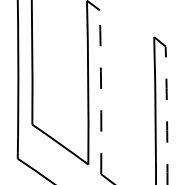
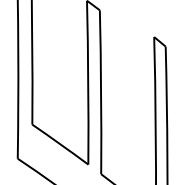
arc: dashed -> solid (101, 92)
arc: dashed -> solid (166, 115)
